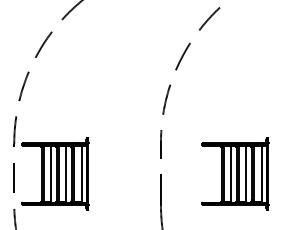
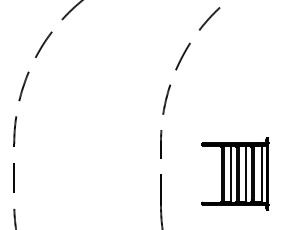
part: present -> none (55, 173)
